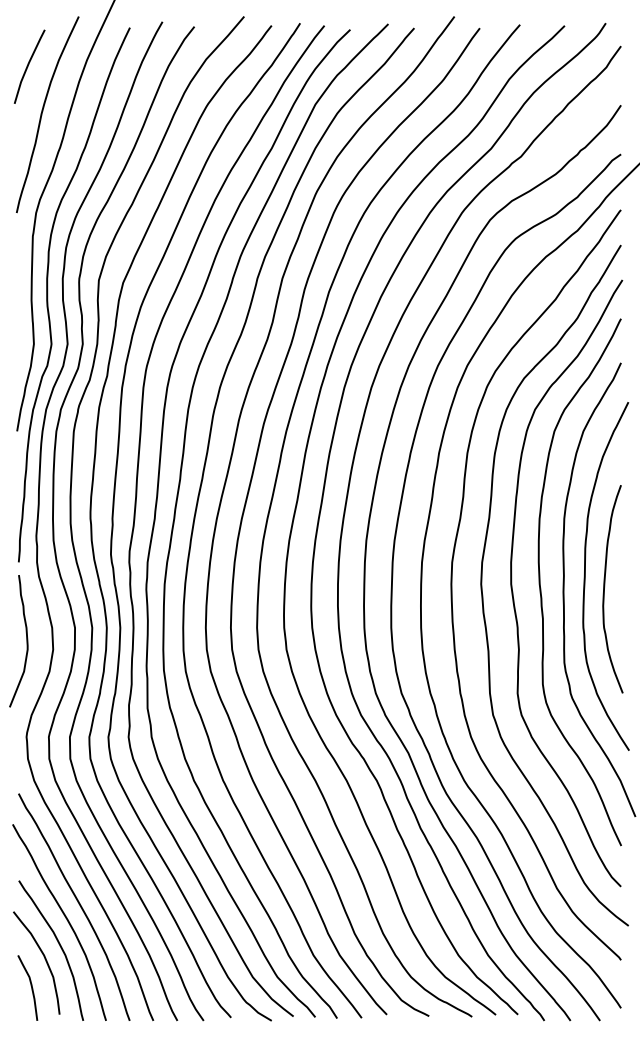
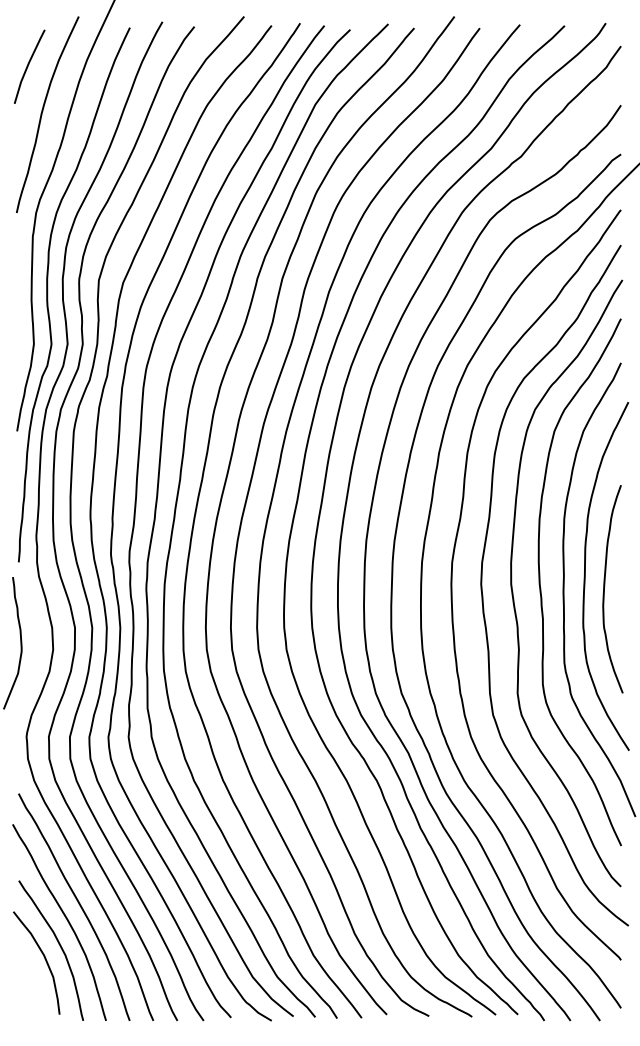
curve position: (26, 641) -> (20, 643) (20, 643)
curve: present -> none (30, 986)
